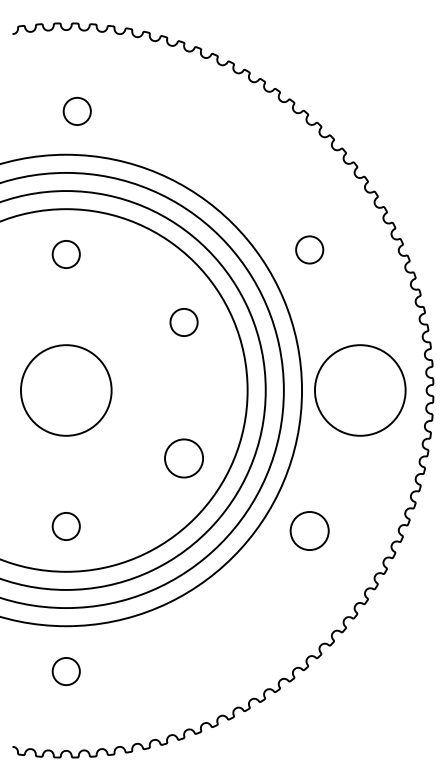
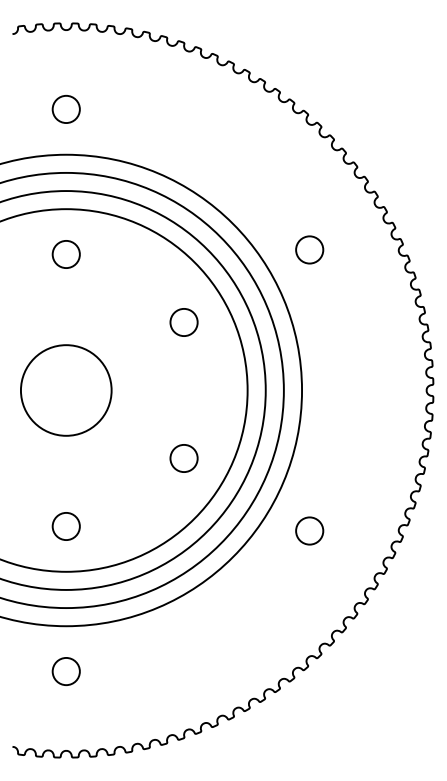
circle position: (76, 111) -> (65, 109) (65, 109)
circle: present -> none (360, 390)
circle diameter: 38 px -> 27 px (183, 458)
circle diameter: 38 px -> 27 px (309, 530)
